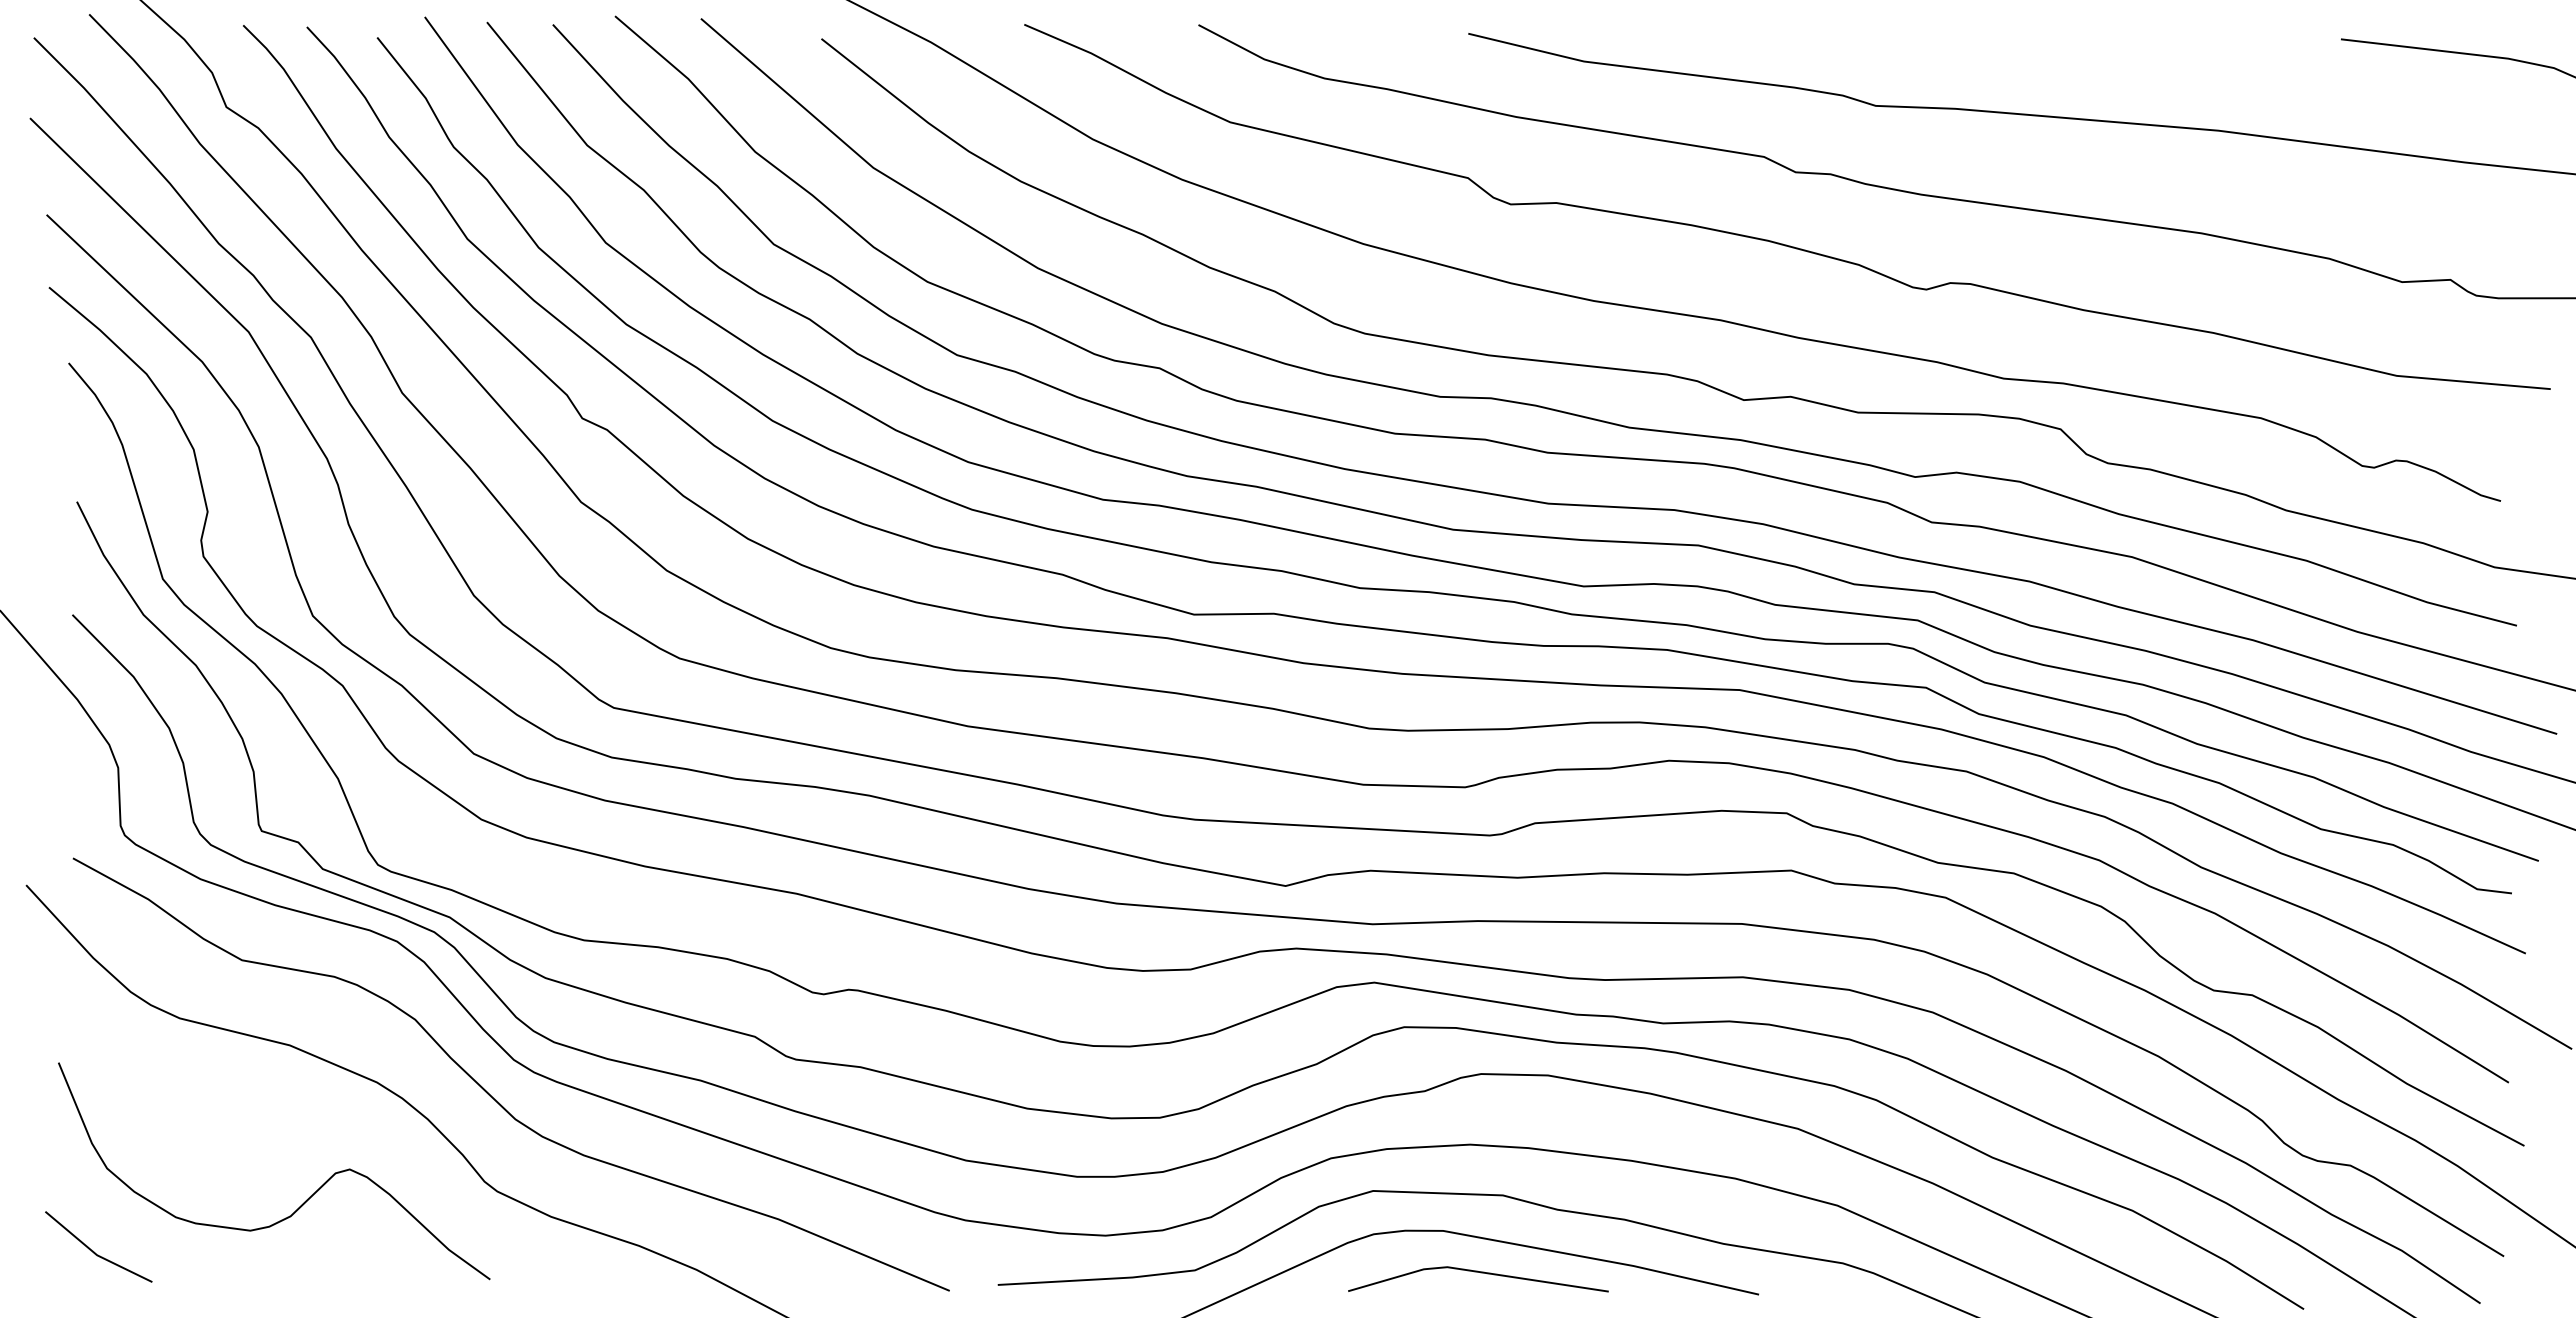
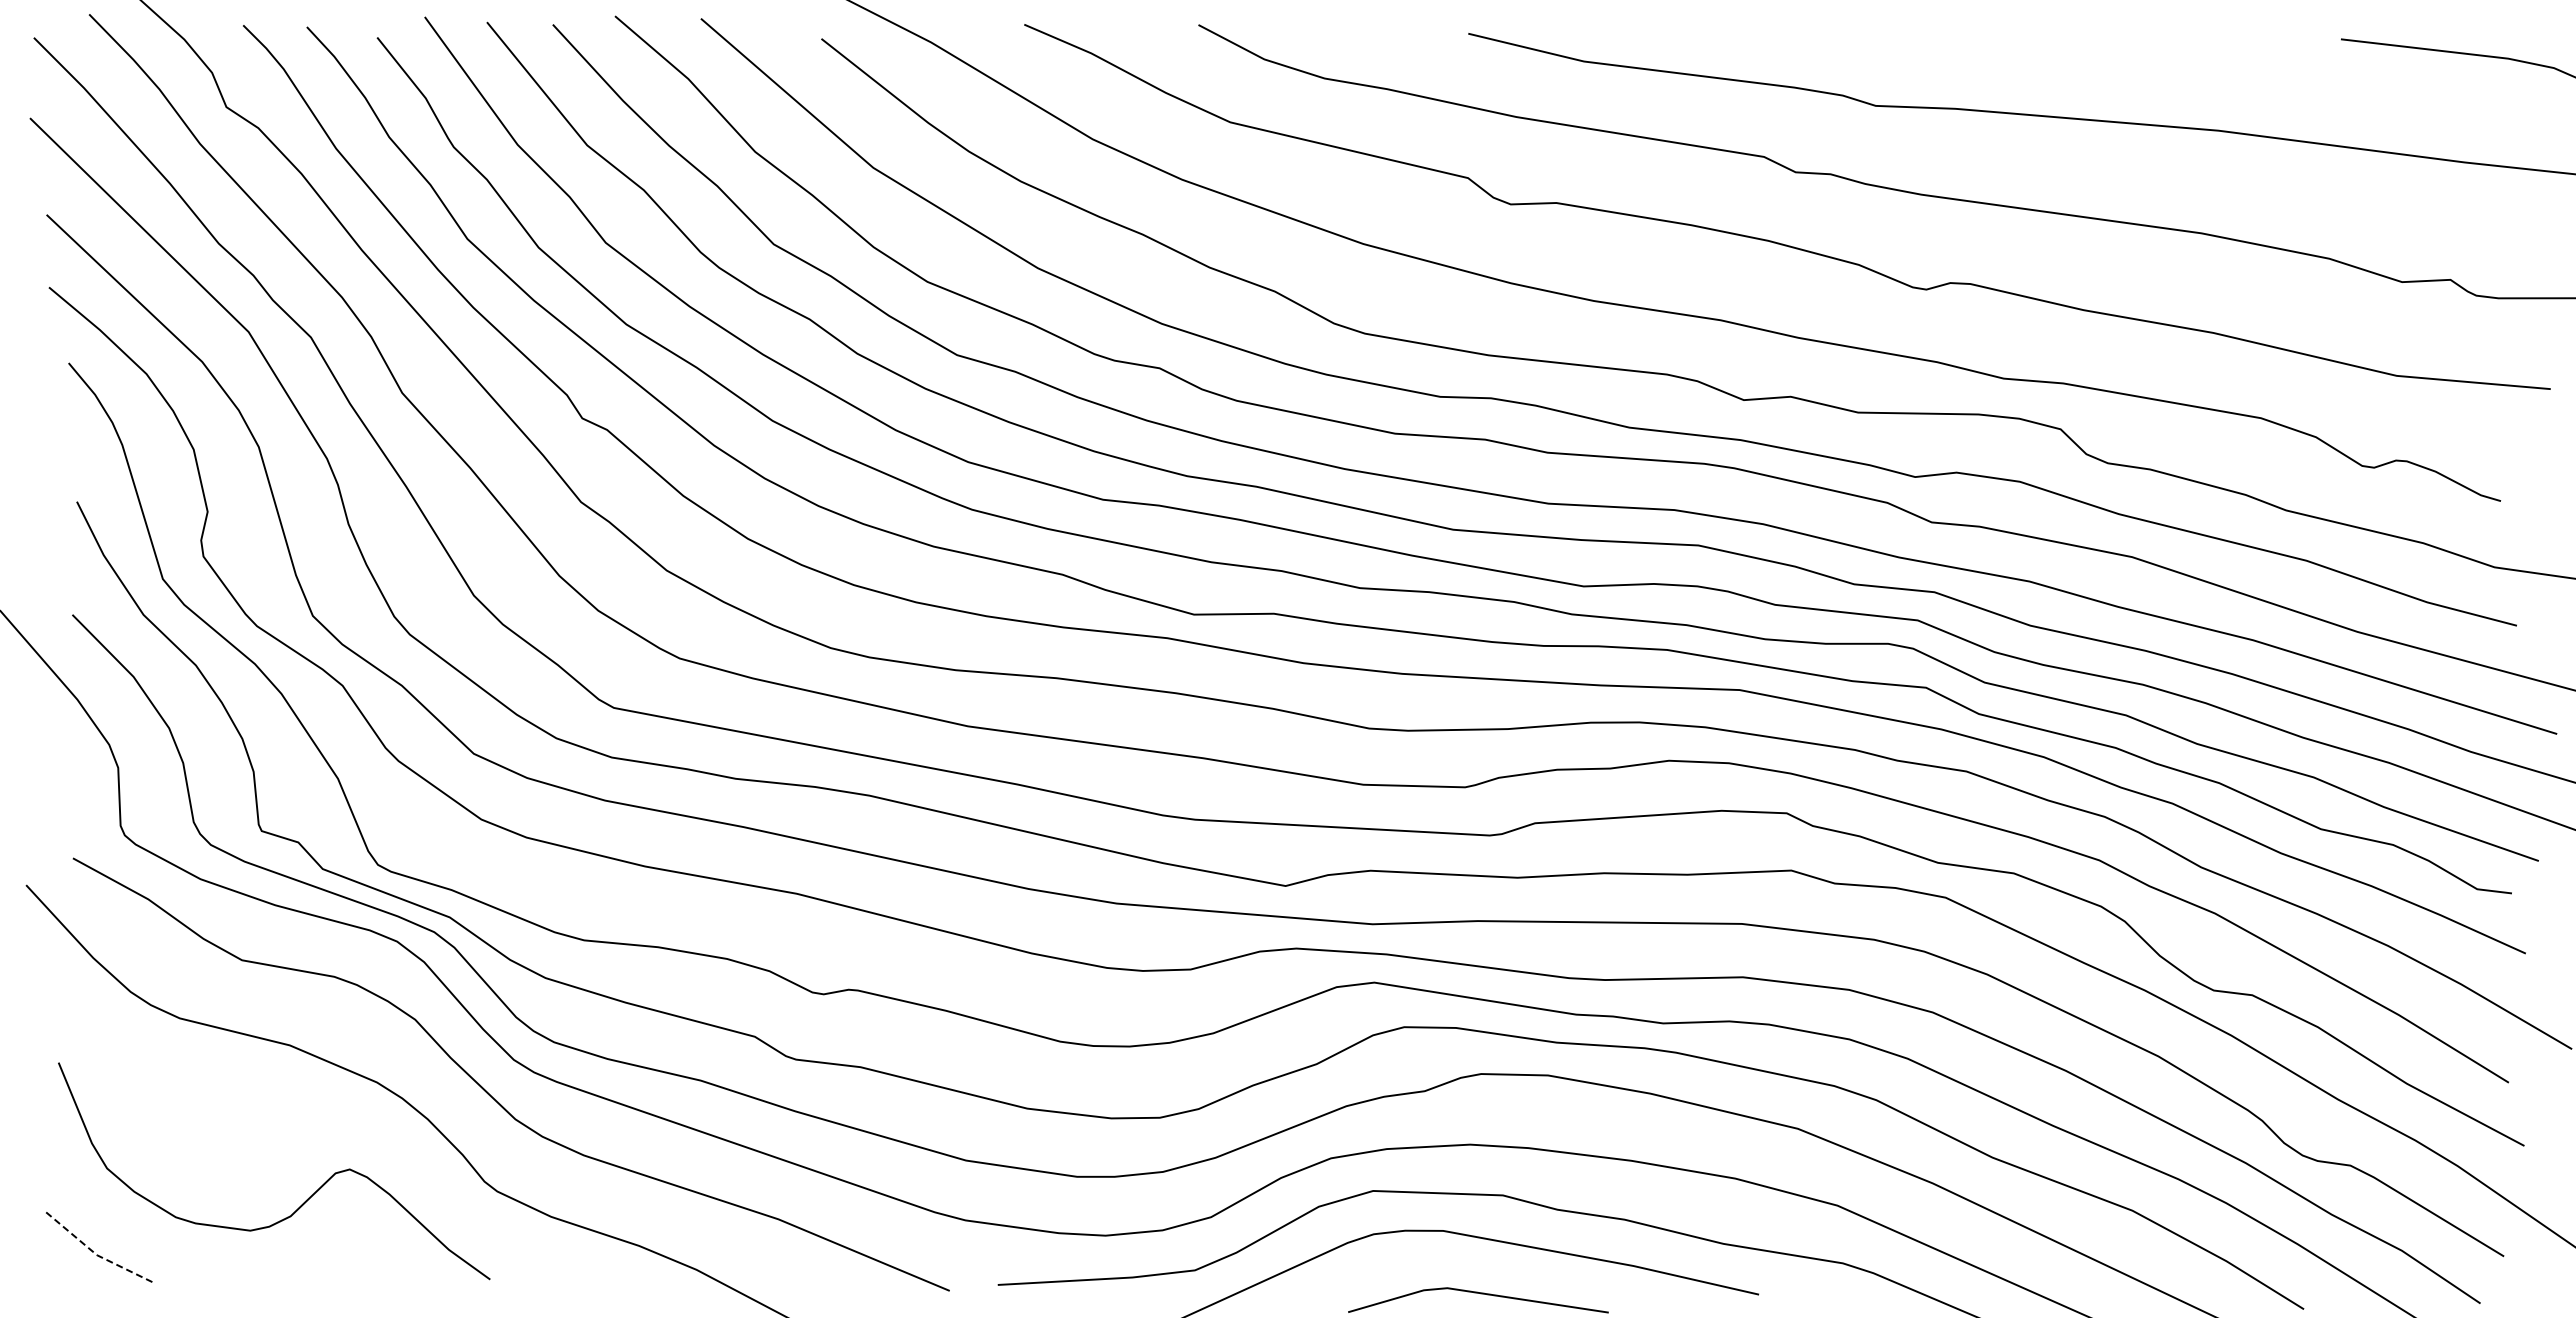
line: solid -> dashed (94, 1253)
line position: (1480, 1273) -> (1480, 1294) (1480, 1294)
